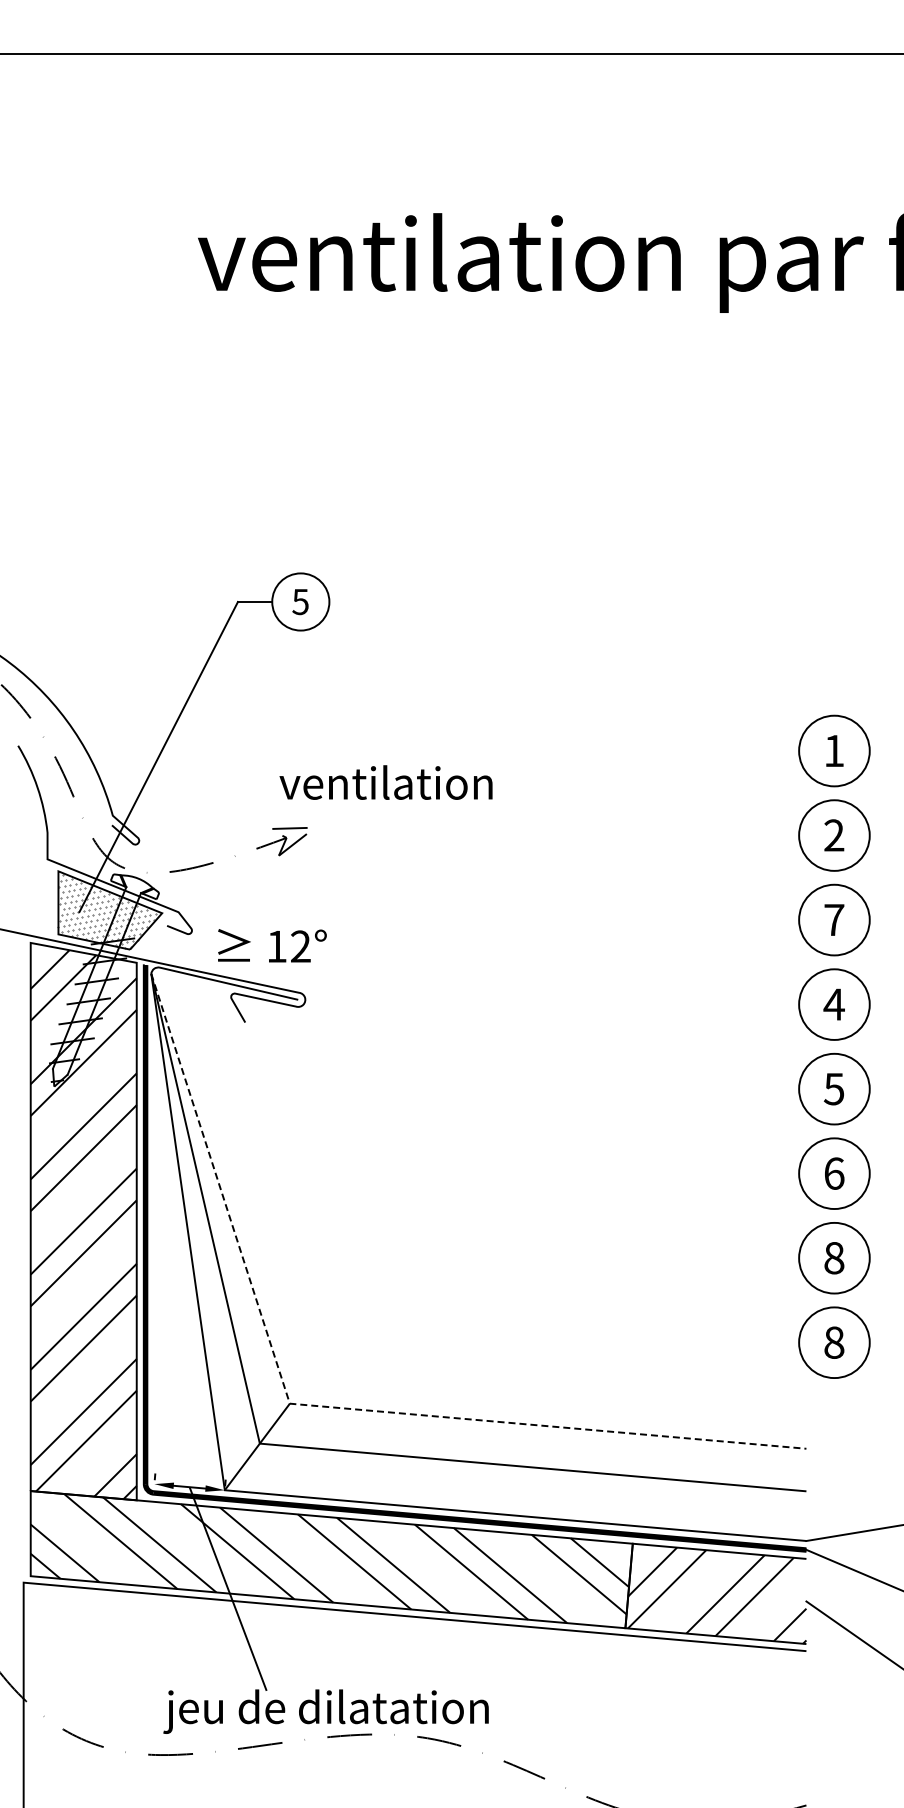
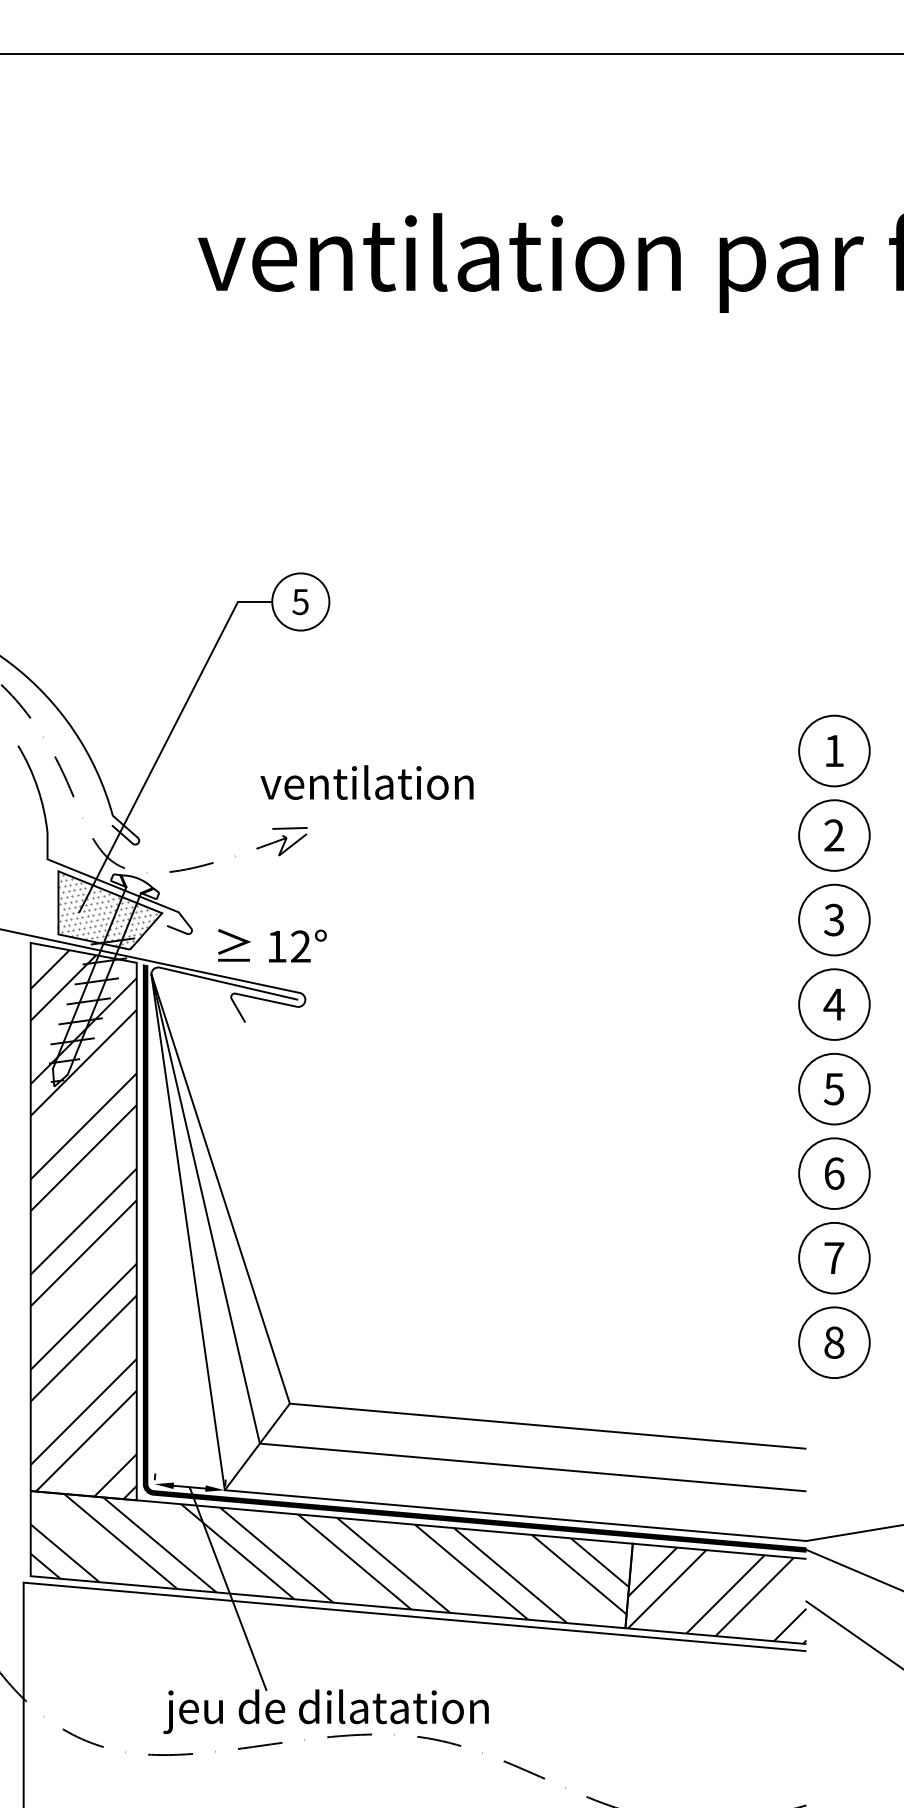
text position: (385, 782) -> (366, 782) (366, 782)
text: 7 -> 3 (834, 919)
text: 8 -> 7 (834, 1258)
line: dashed -> solid (322, 1406)
